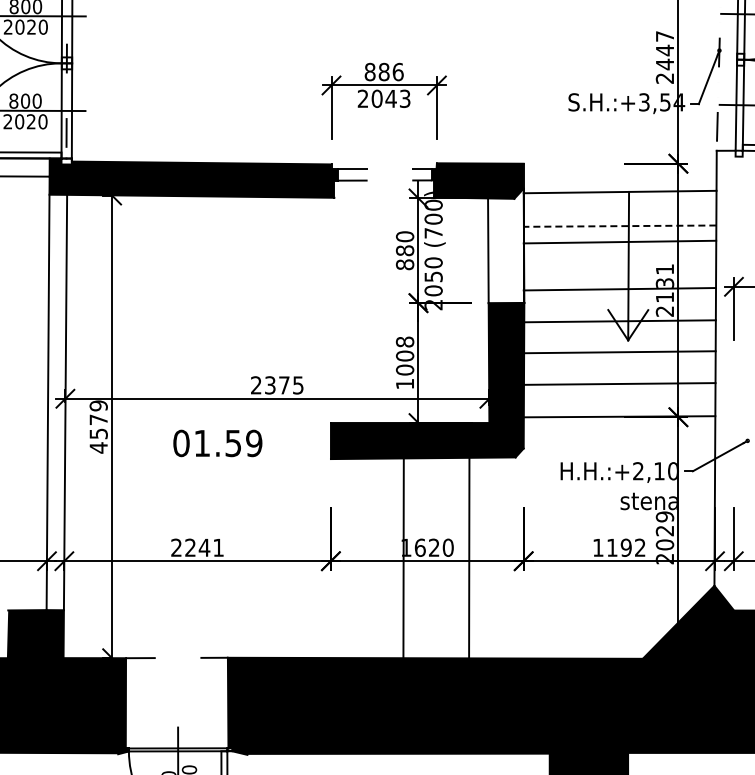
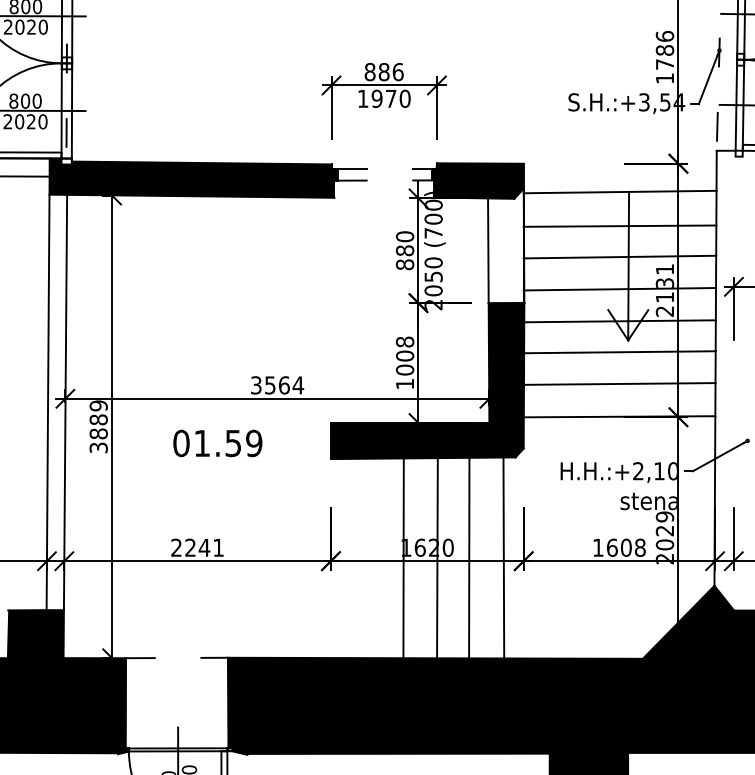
text: 2447 -> 1786 (664, 56)
text: 2043 -> 1970 (383, 98)
line: dashed -> solid (619, 226)
line position: (619, 241) -> (619, 256) (619, 256)
text: 2375 -> 3564 (277, 385)
text: 4579 -> 3889 (98, 433)
text: 1192 -> 1608 (626, 547)
line: none -> present (503, 557)
line: none -> present (437, 558)
